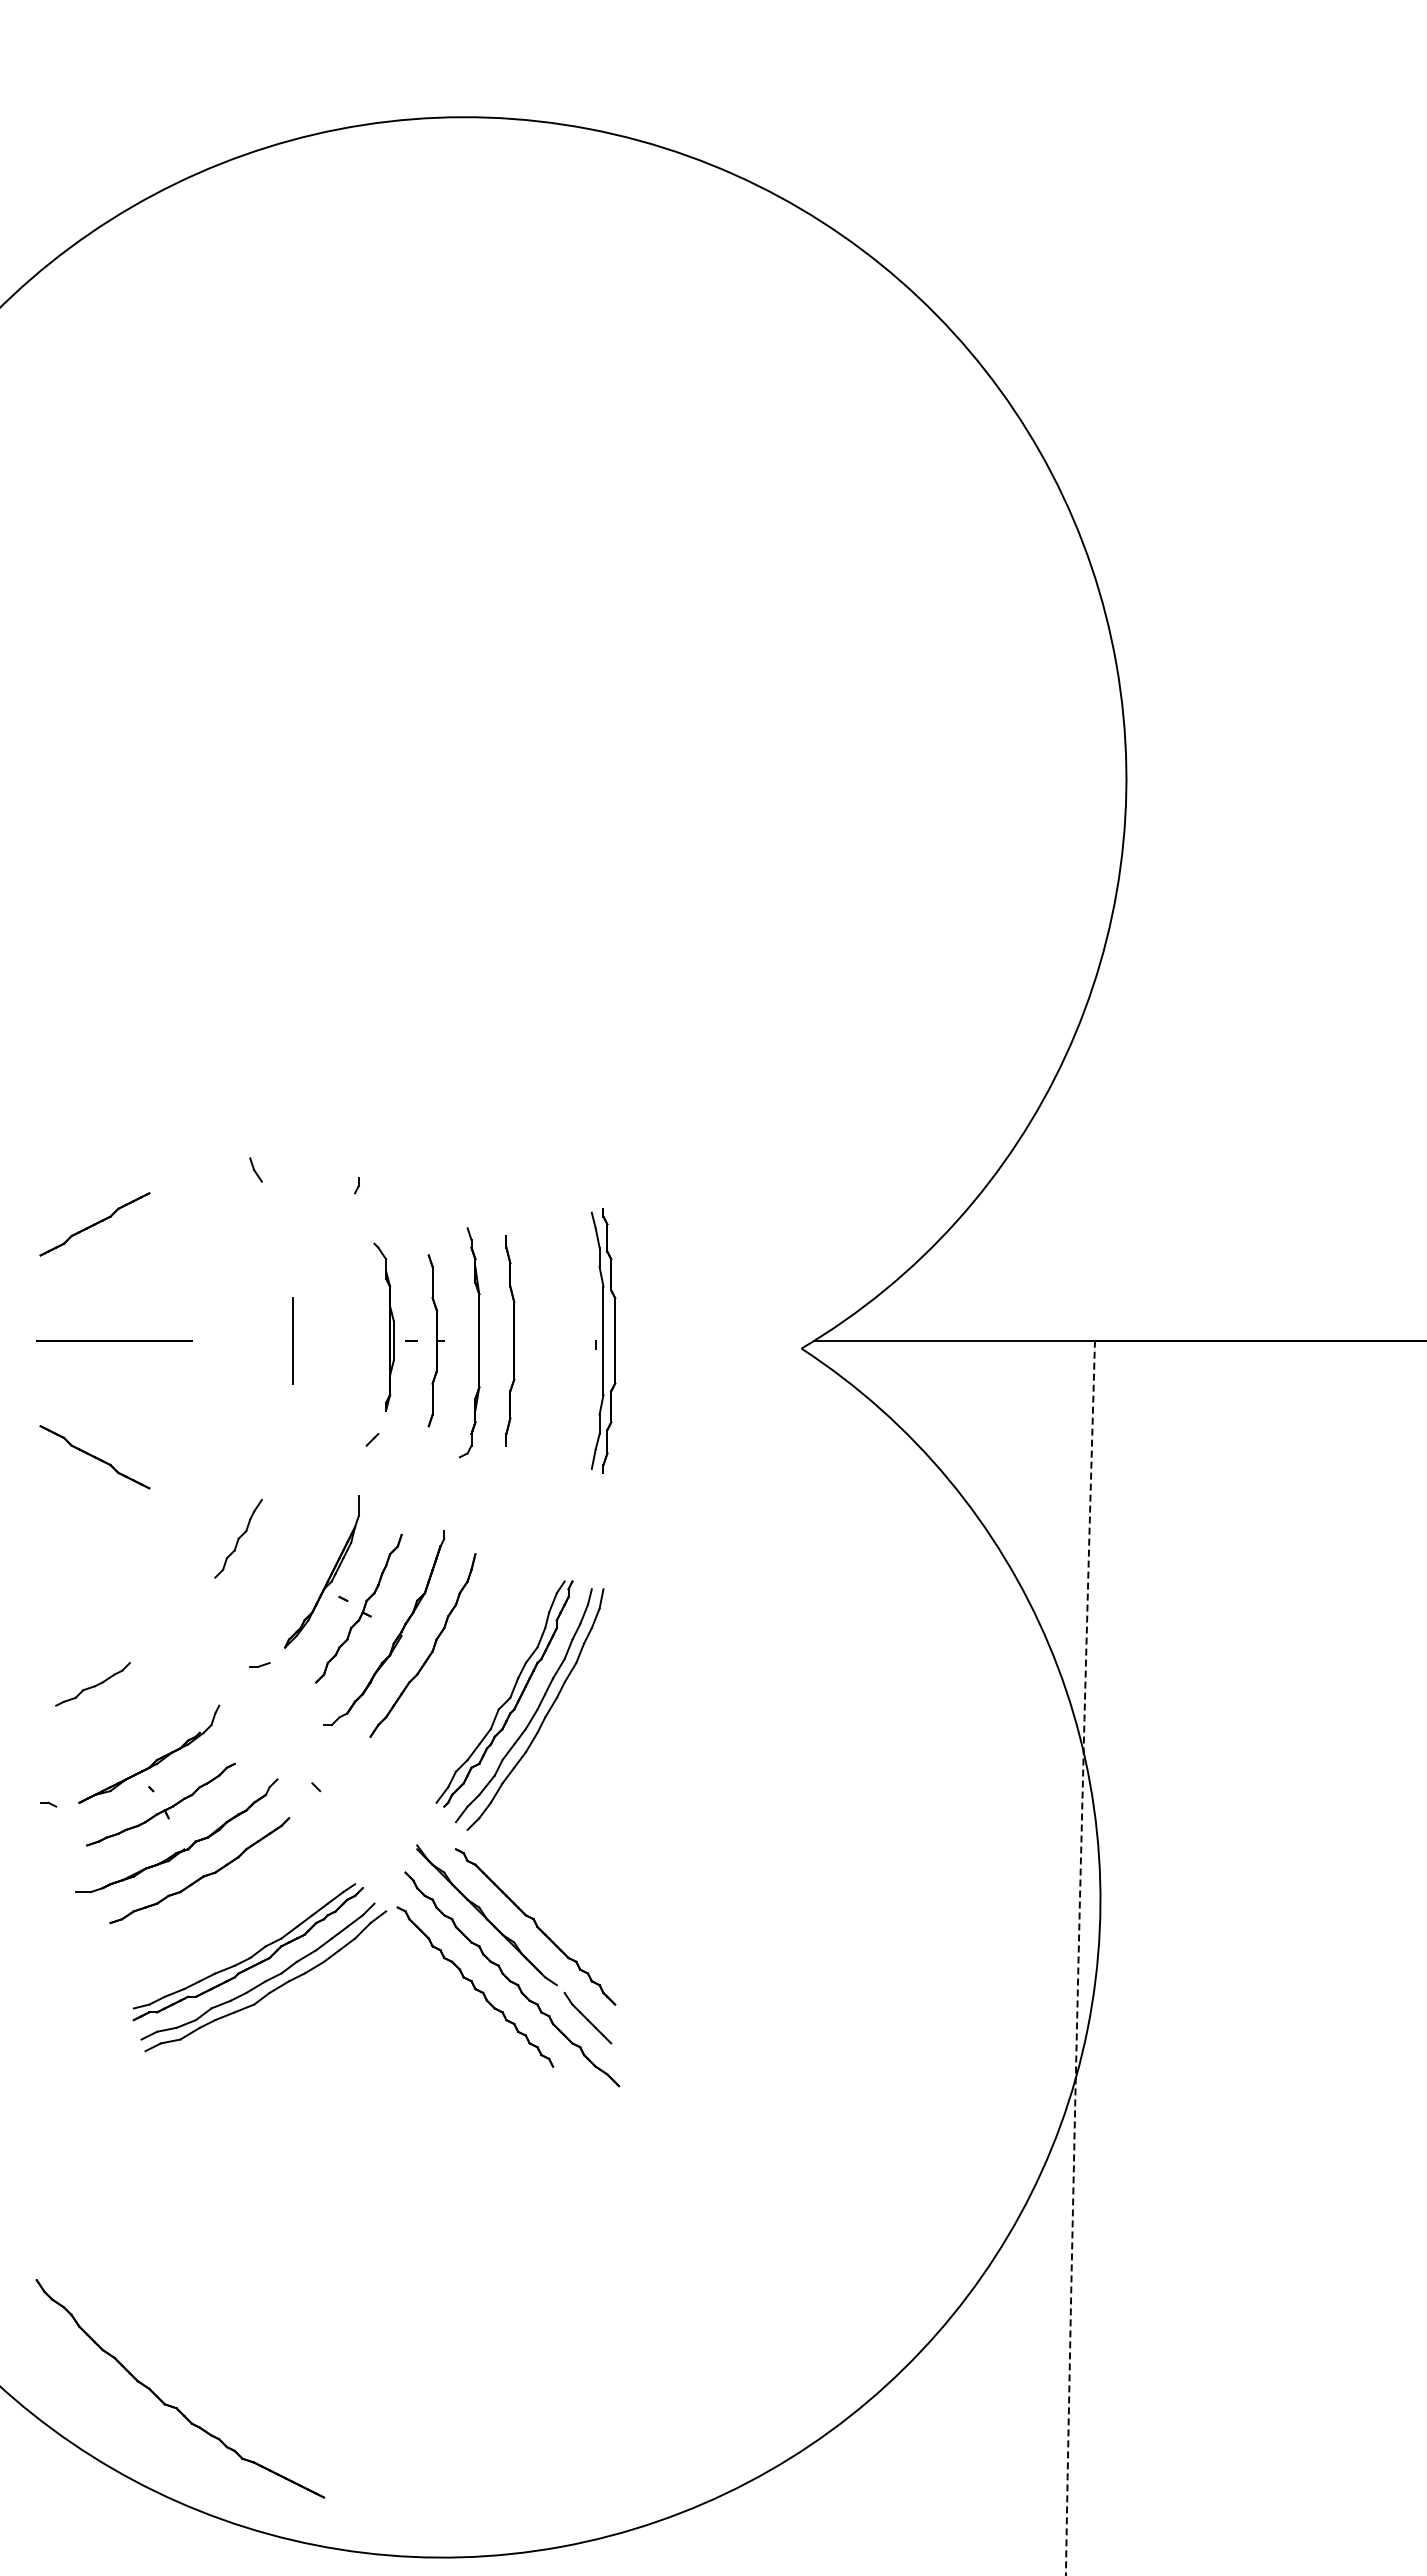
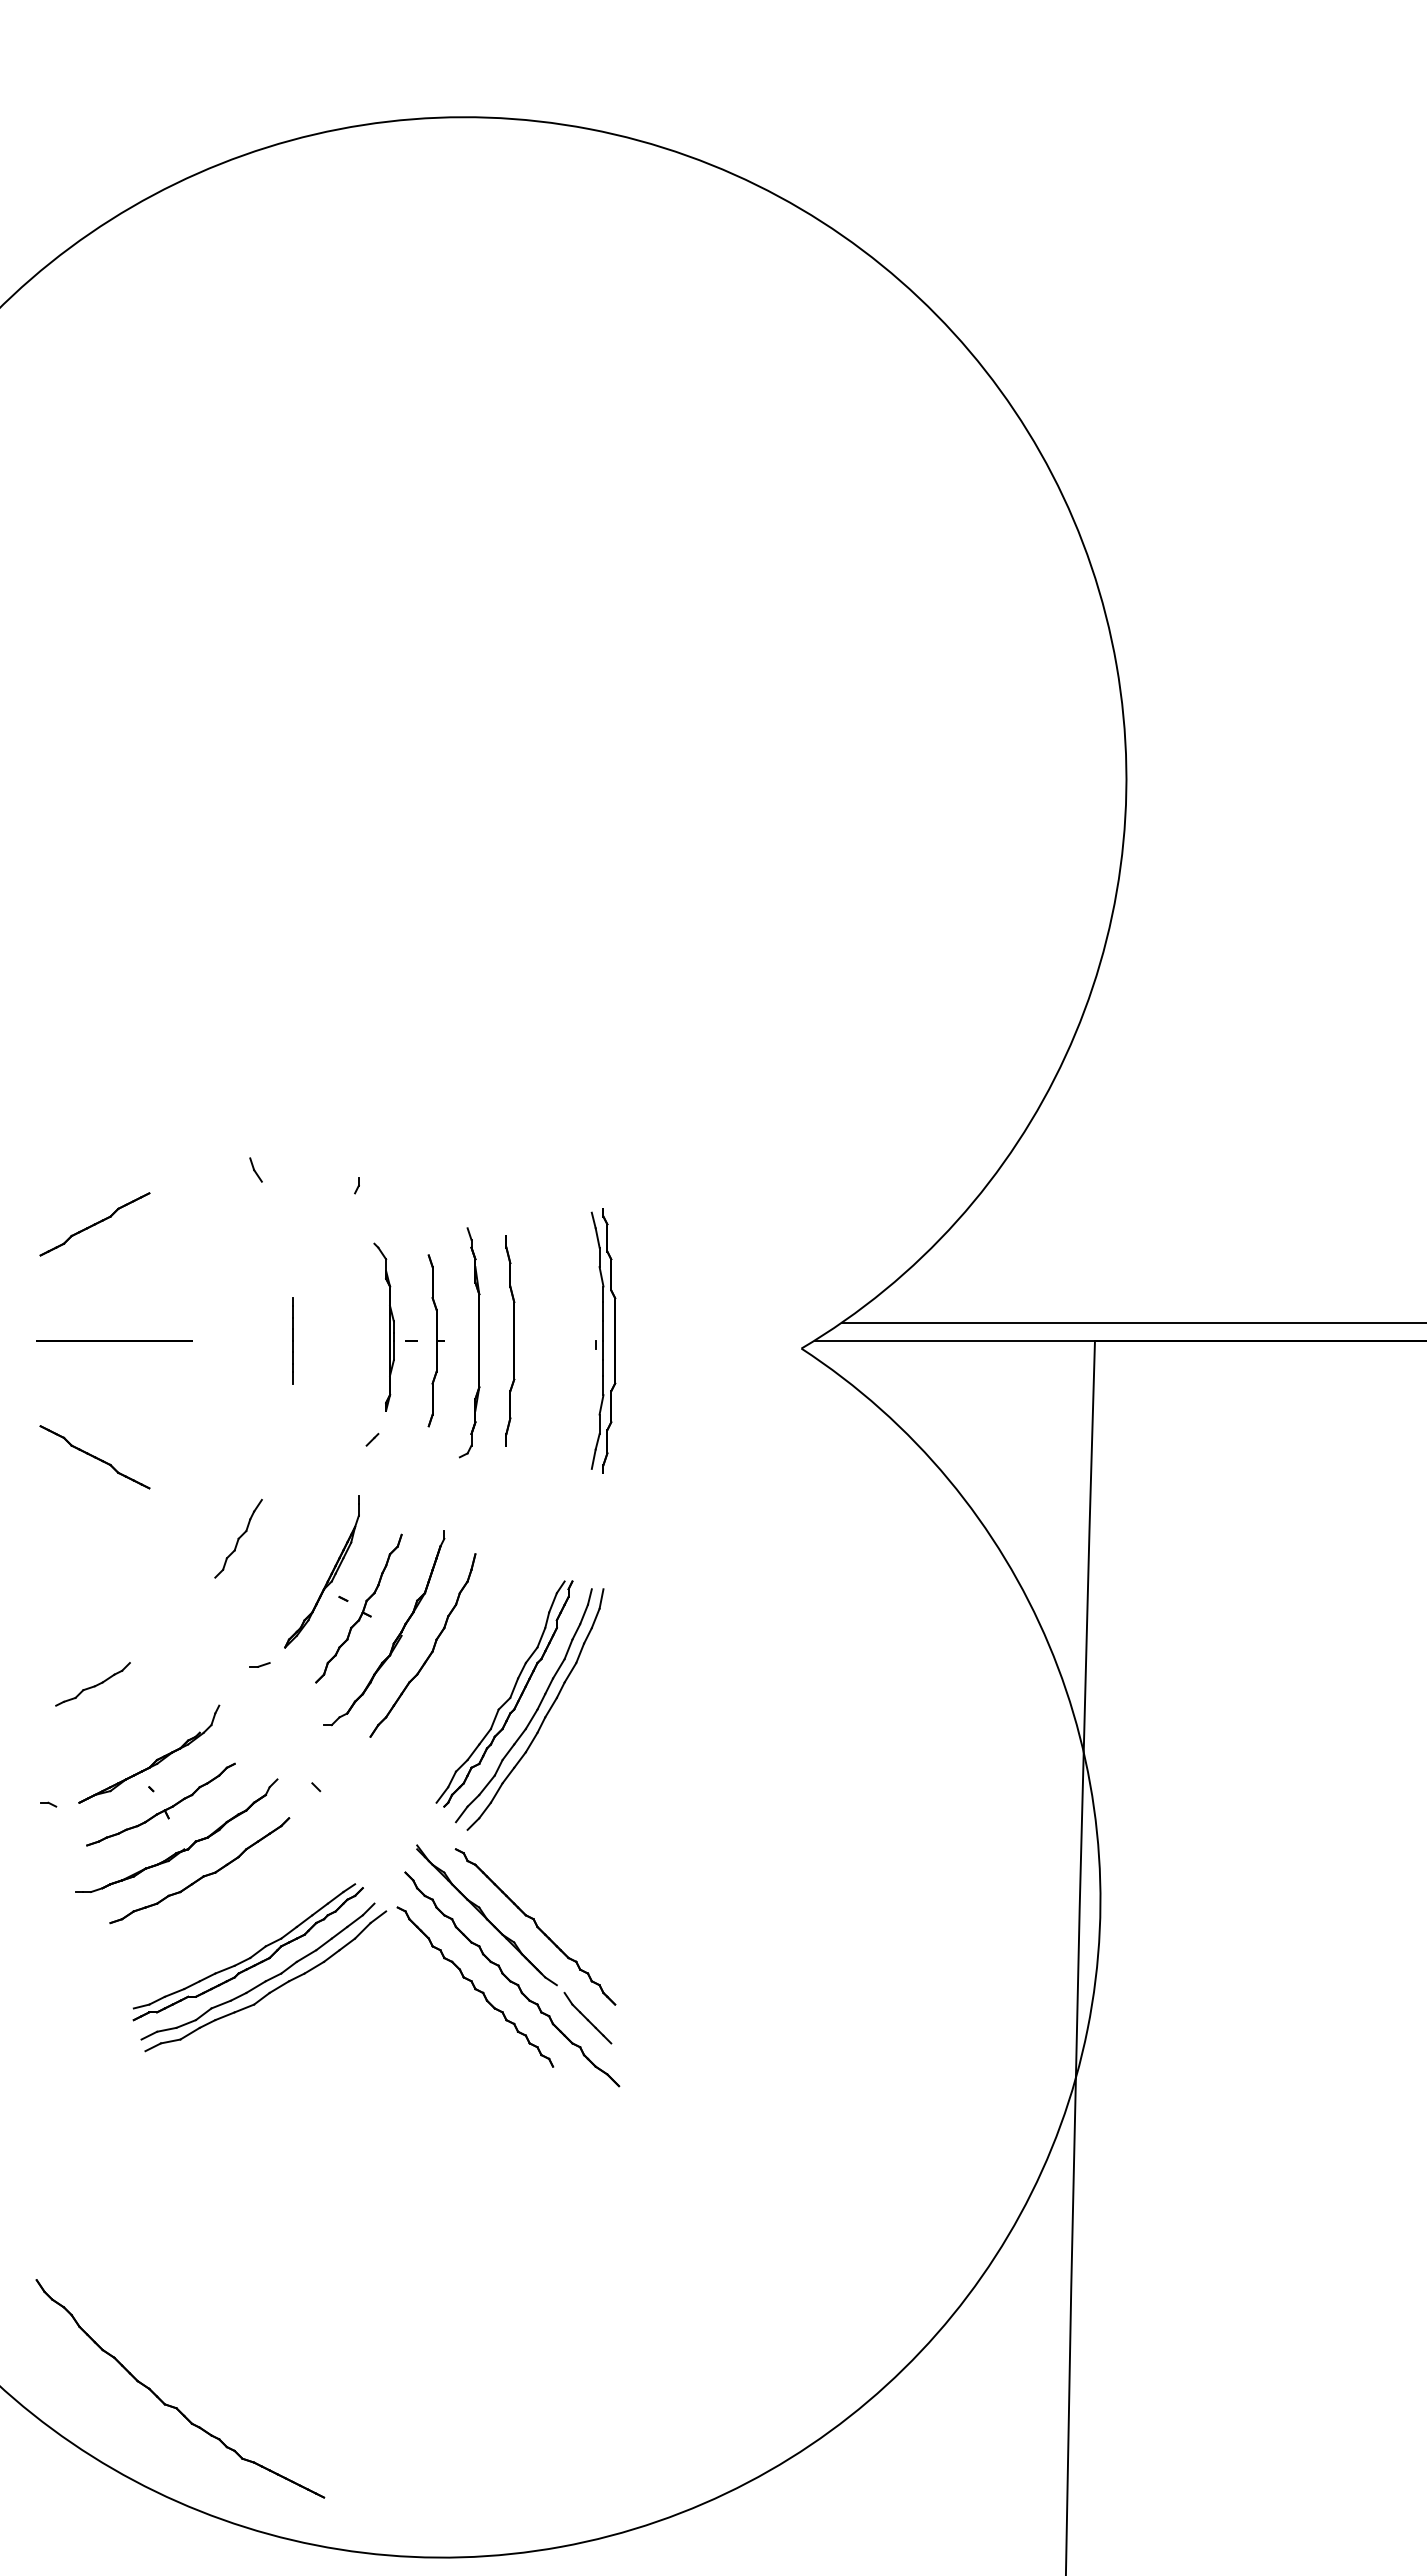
line: none -> present (1132, 1322)
arc: dashed -> solid (1078, 1958)
